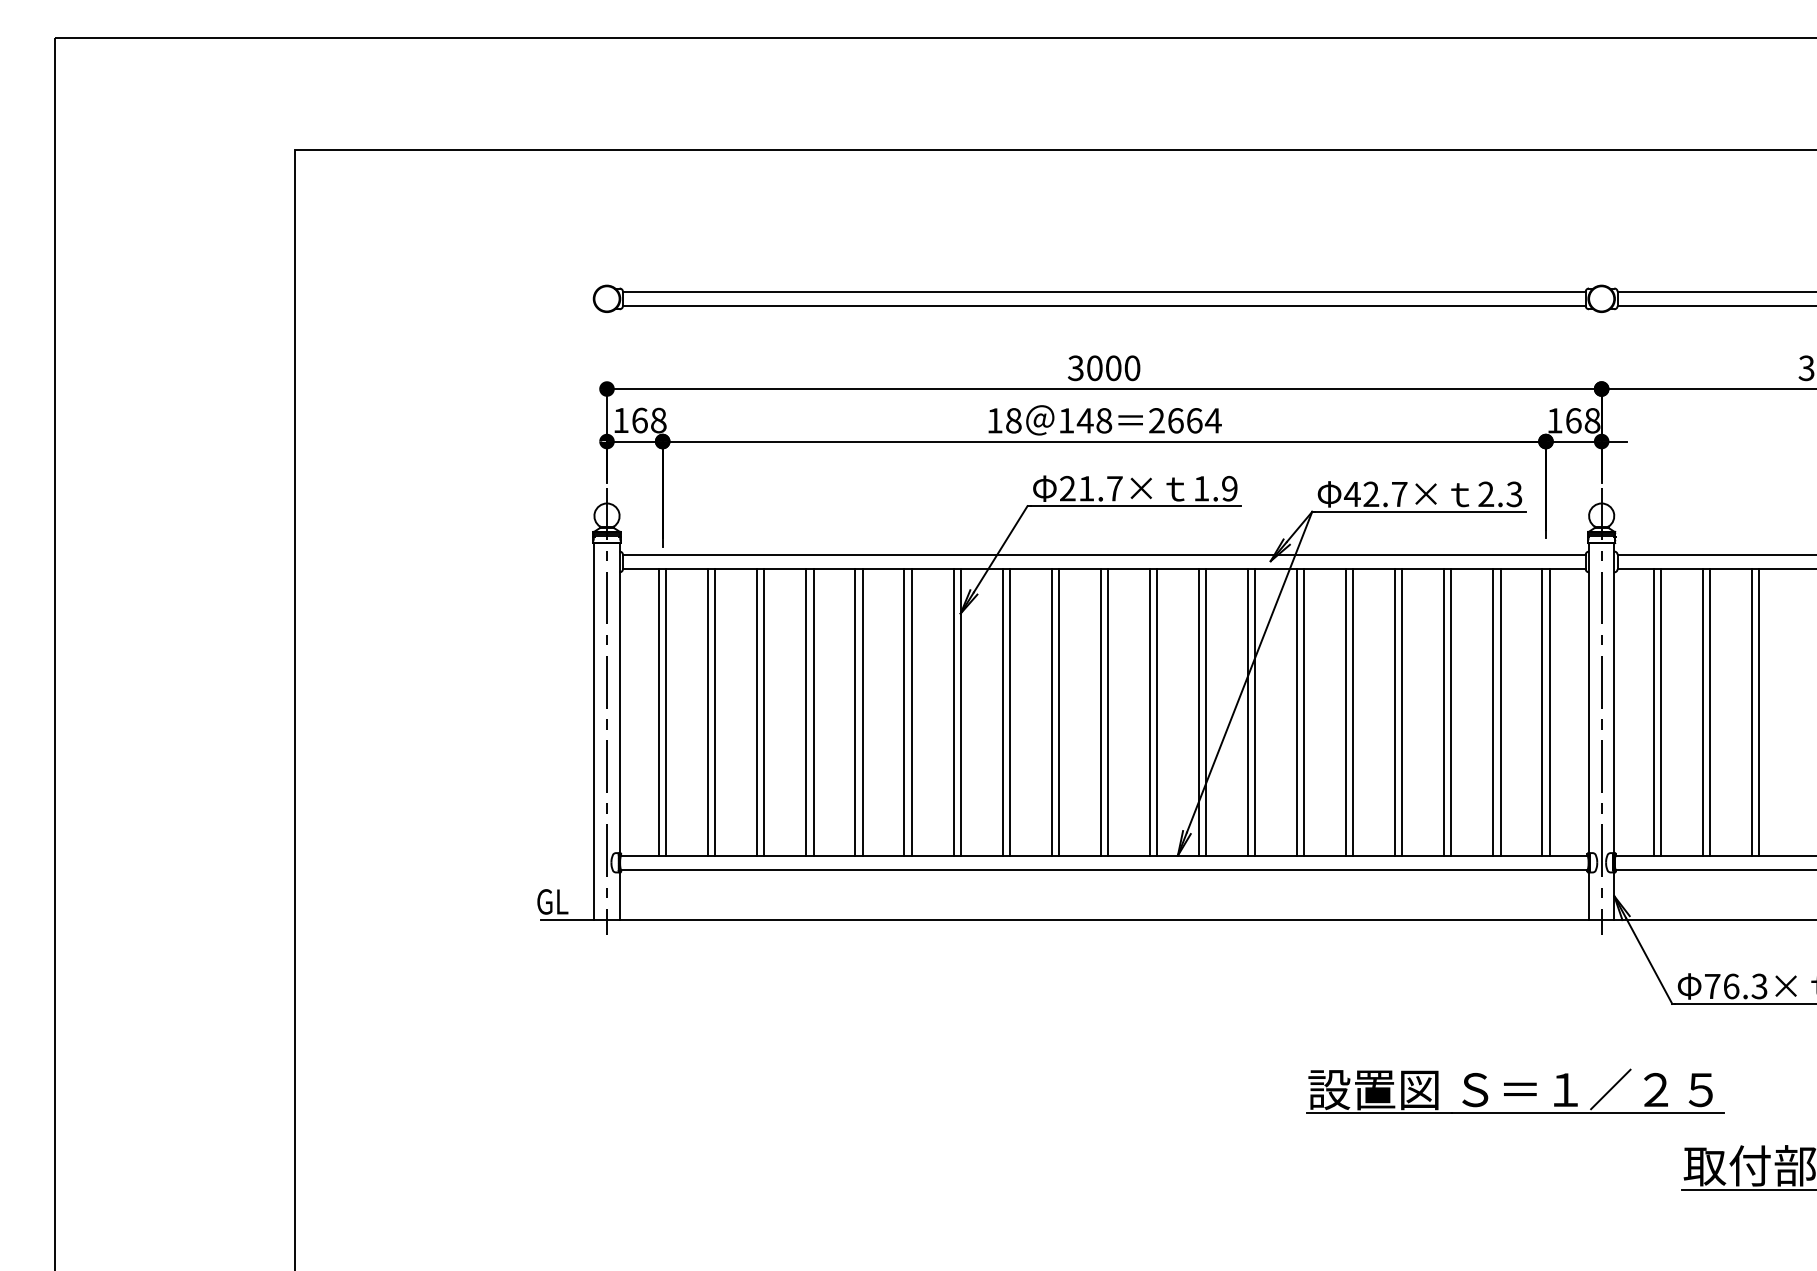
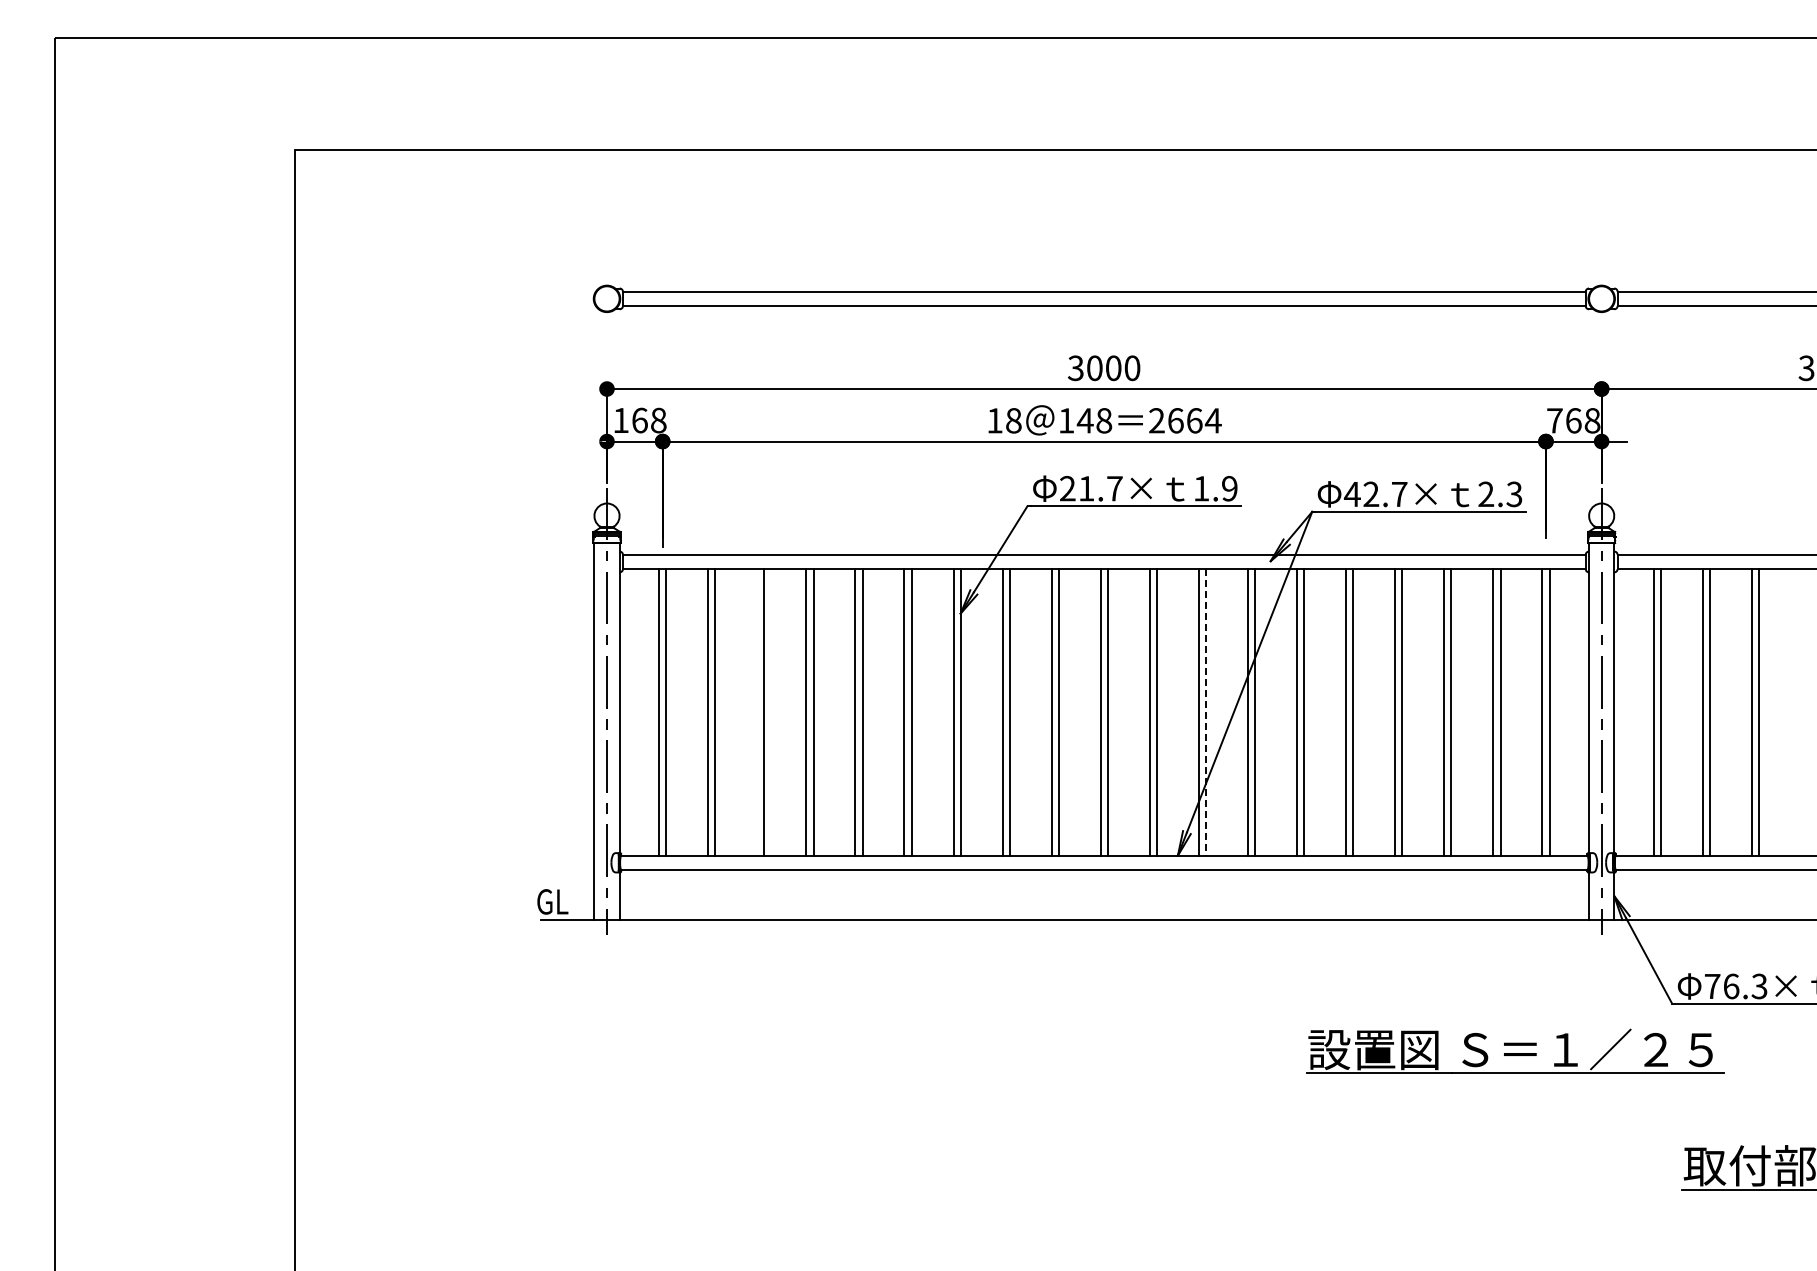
text: 168 -> 768 (1554, 420)
line: present -> none (757, 712)
line: solid -> dashed (1206, 712)
part position: (1515, 1090) -> (1515, 1050) (1515, 1050)
